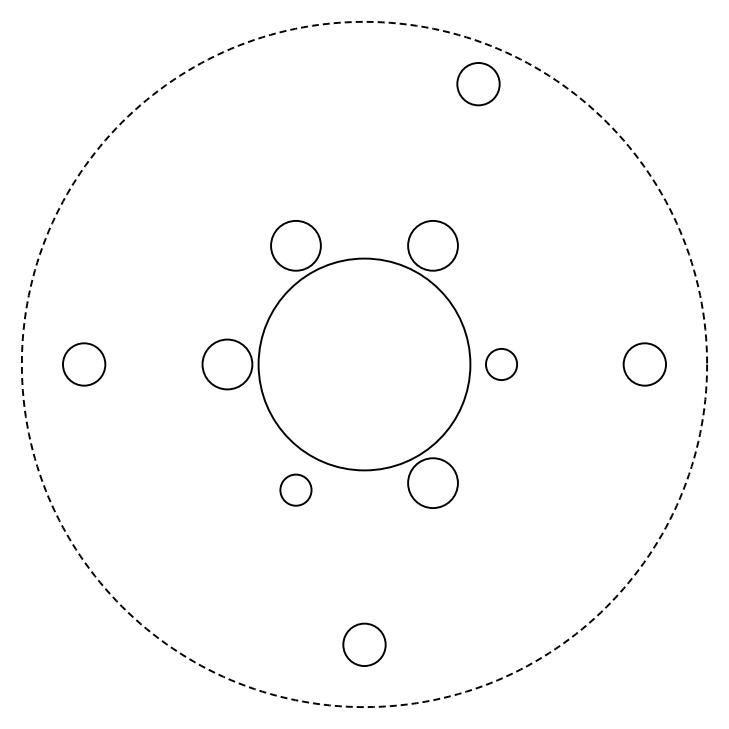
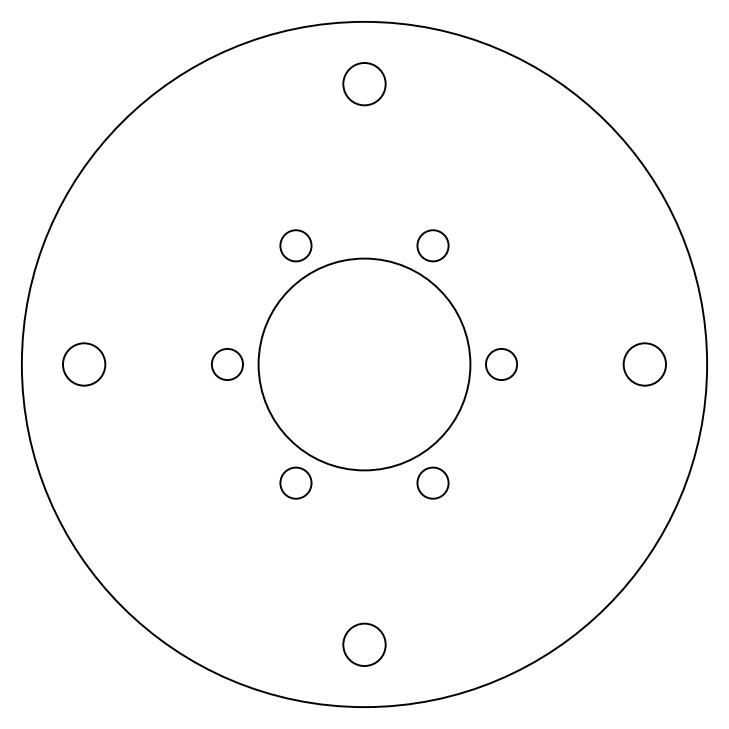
circle position: (478, 84) -> (364, 84) (364, 84)
circle diameter: 50 px -> 31 px (295, 245)
circle diameter: 50 px -> 31 px (432, 245)
circle diameter: 50 px -> 31 px (227, 364)
circle: dashed -> solid (364, 364)
circle diameter: 50 px -> 31 px (432, 482)
circle position: (295, 489) -> (295, 482) (295, 482)
